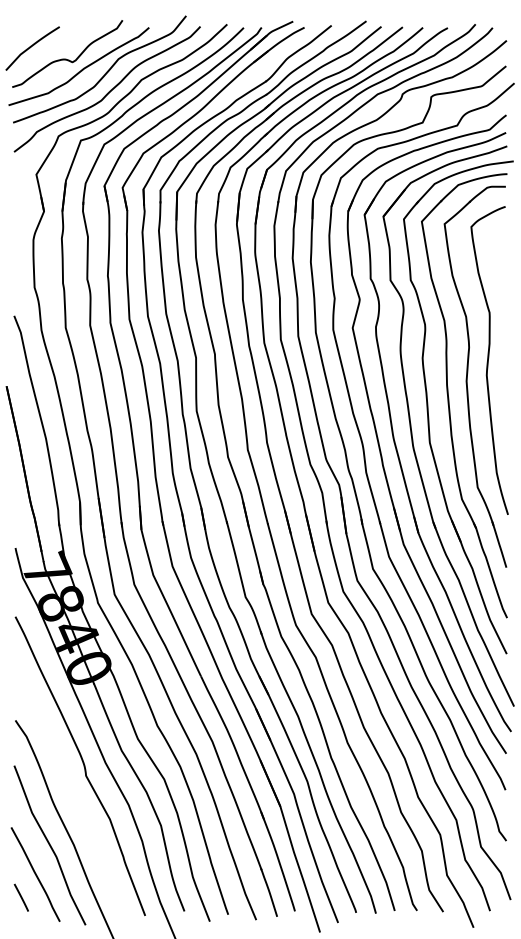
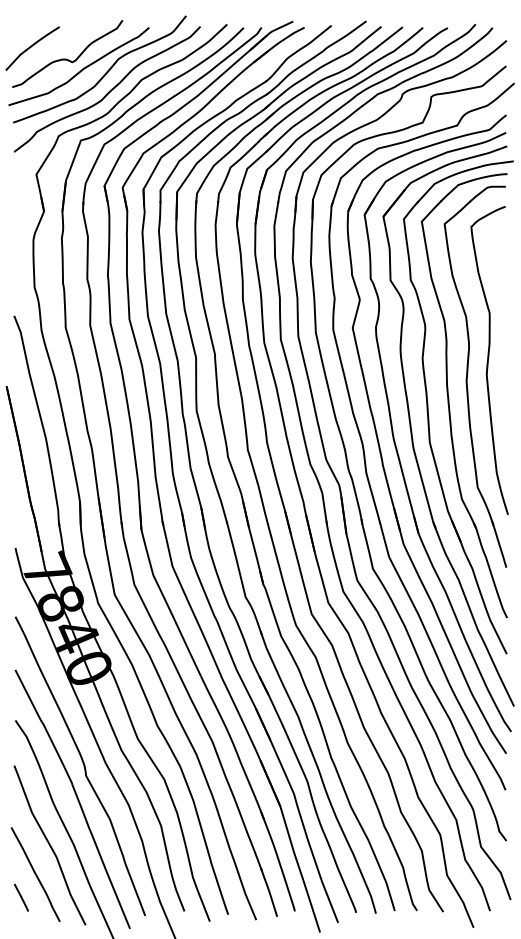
curve: none -> present (76, 798)
